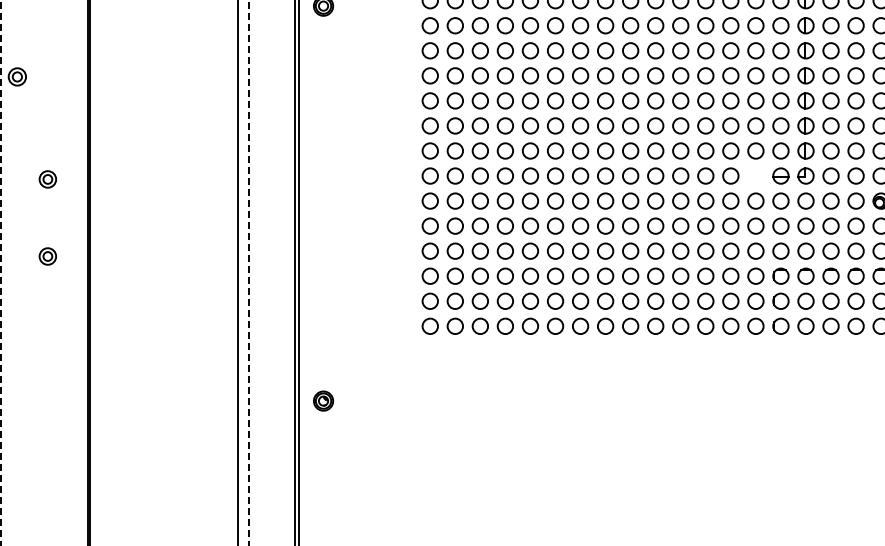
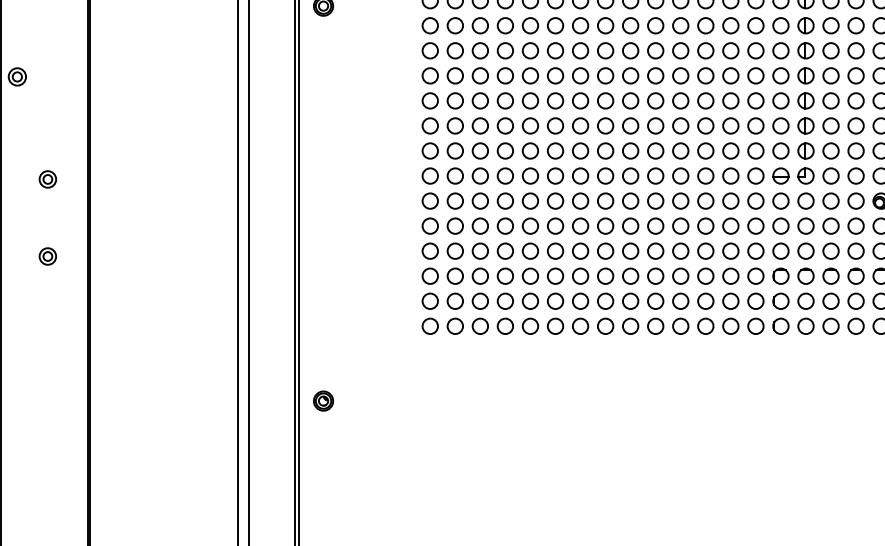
circle: none -> present (755, 175)
line: dashed -> solid (0, 273)
line: dashed -> solid (248, 273)
